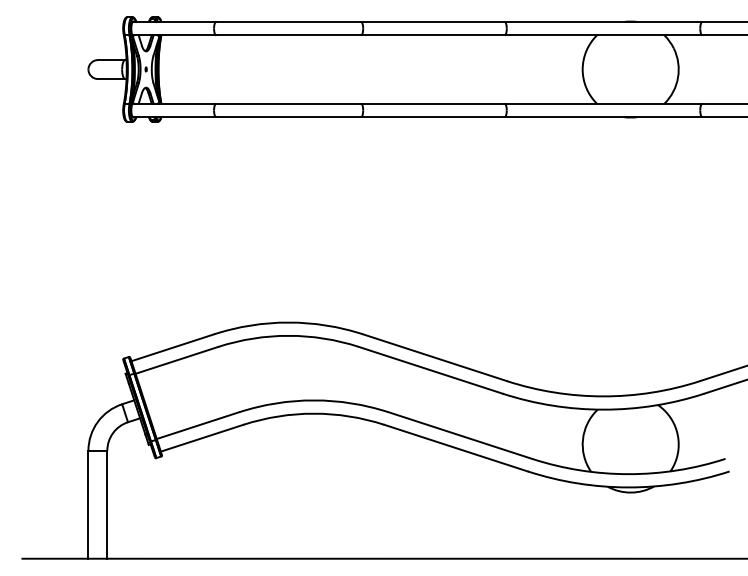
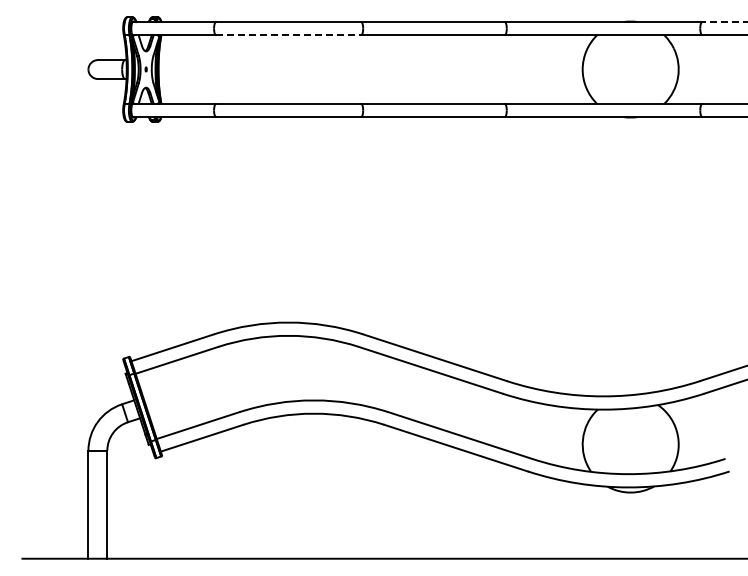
line: solid -> dashed (724, 22)
line: solid -> dashed (288, 35)
